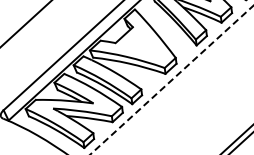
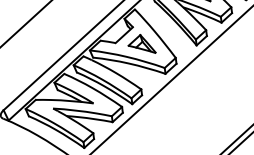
part: none -> present (141, 43)
line: dashed -> solid (172, 79)
